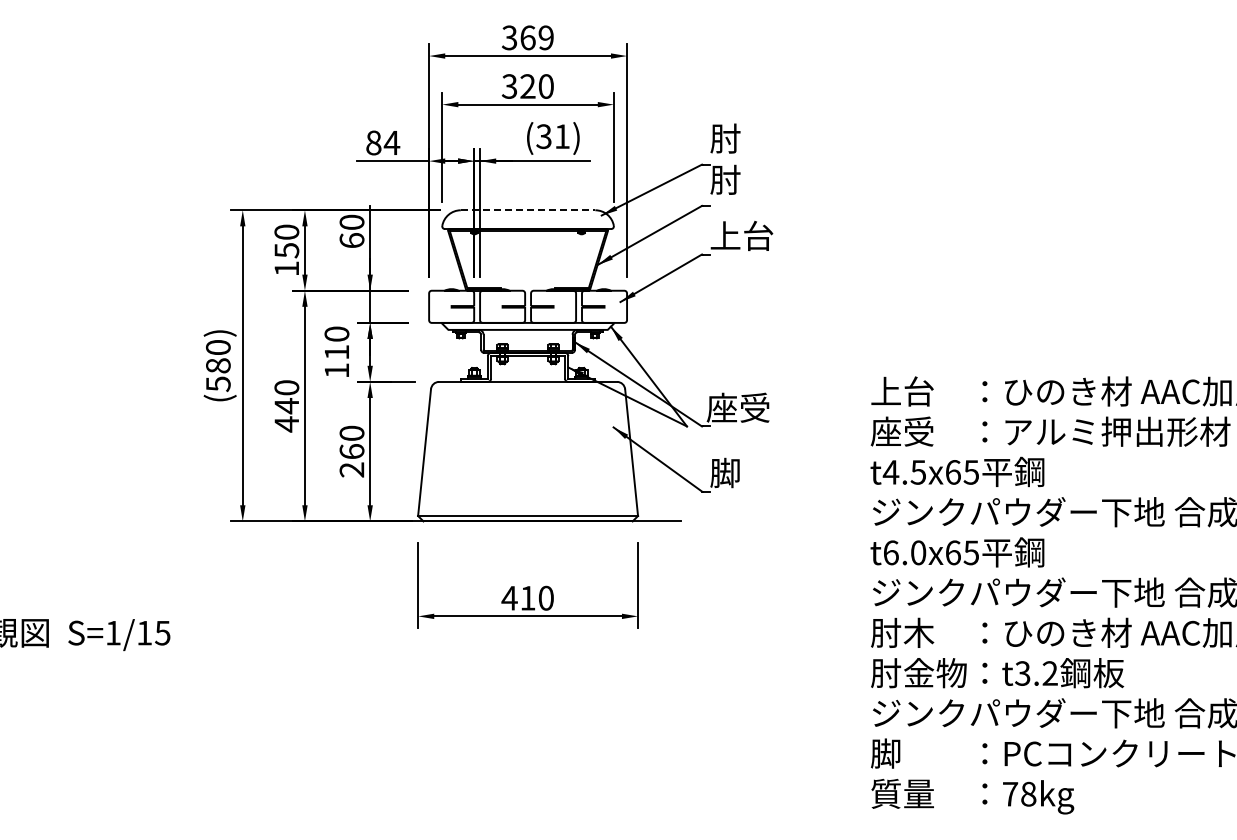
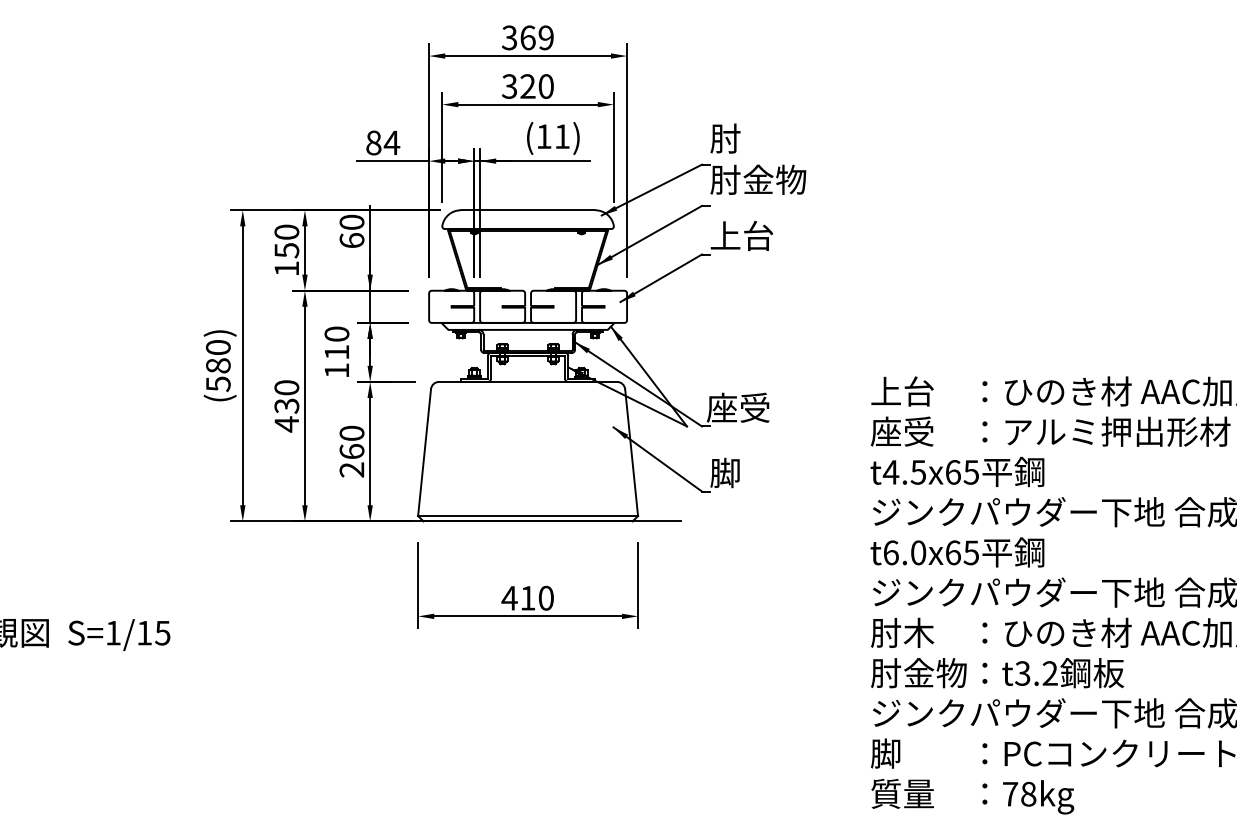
text: (31) -> (11) (543, 136)
text: 肘 -> 肘金物 (774, 179)
line: dashed -> solid (528, 210)
text: 440 -> 430 (286, 406)
